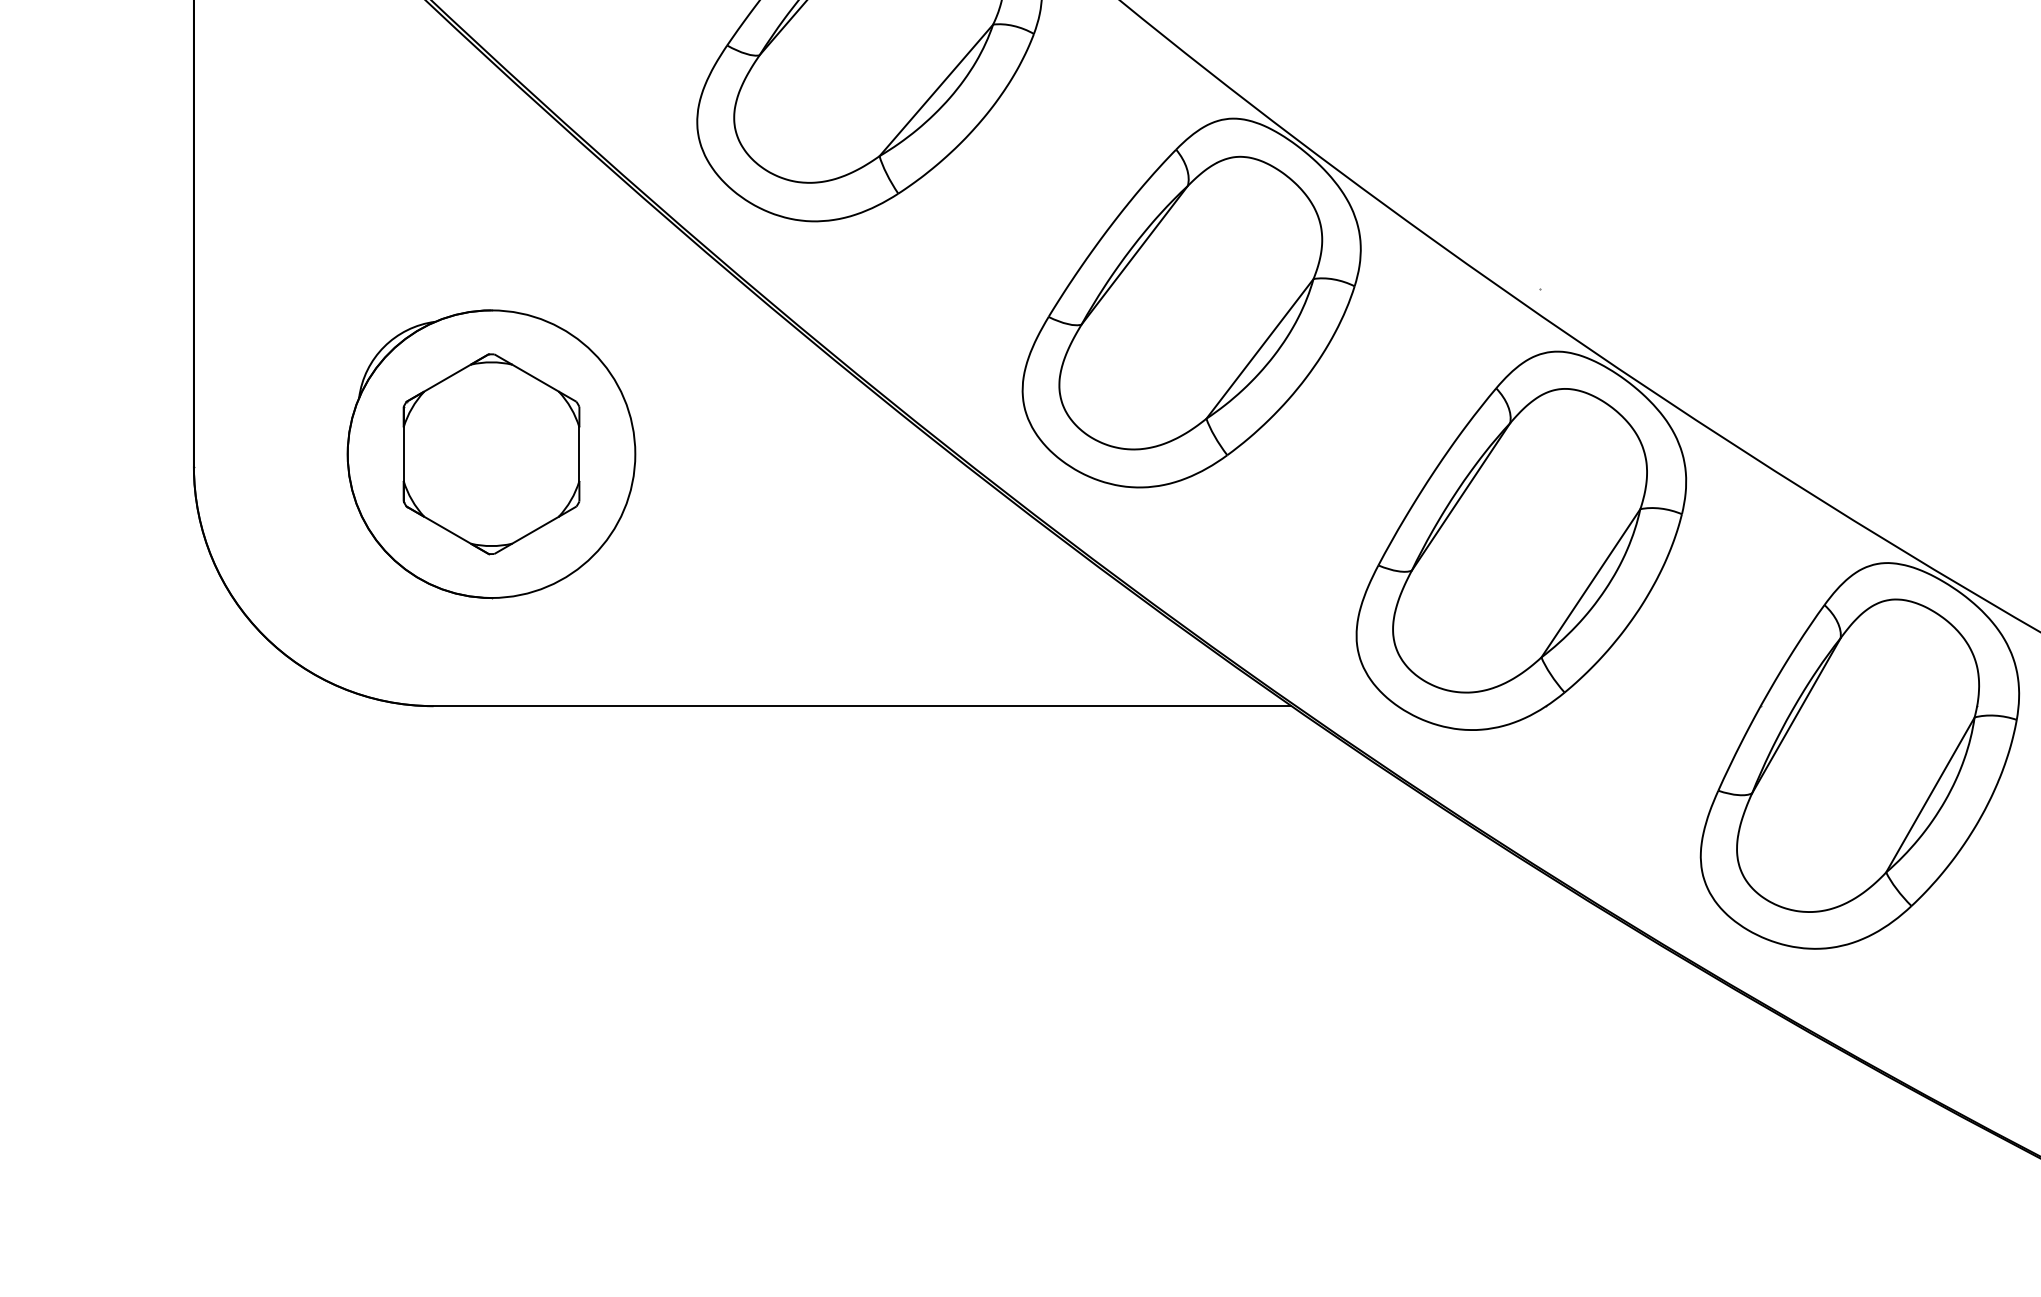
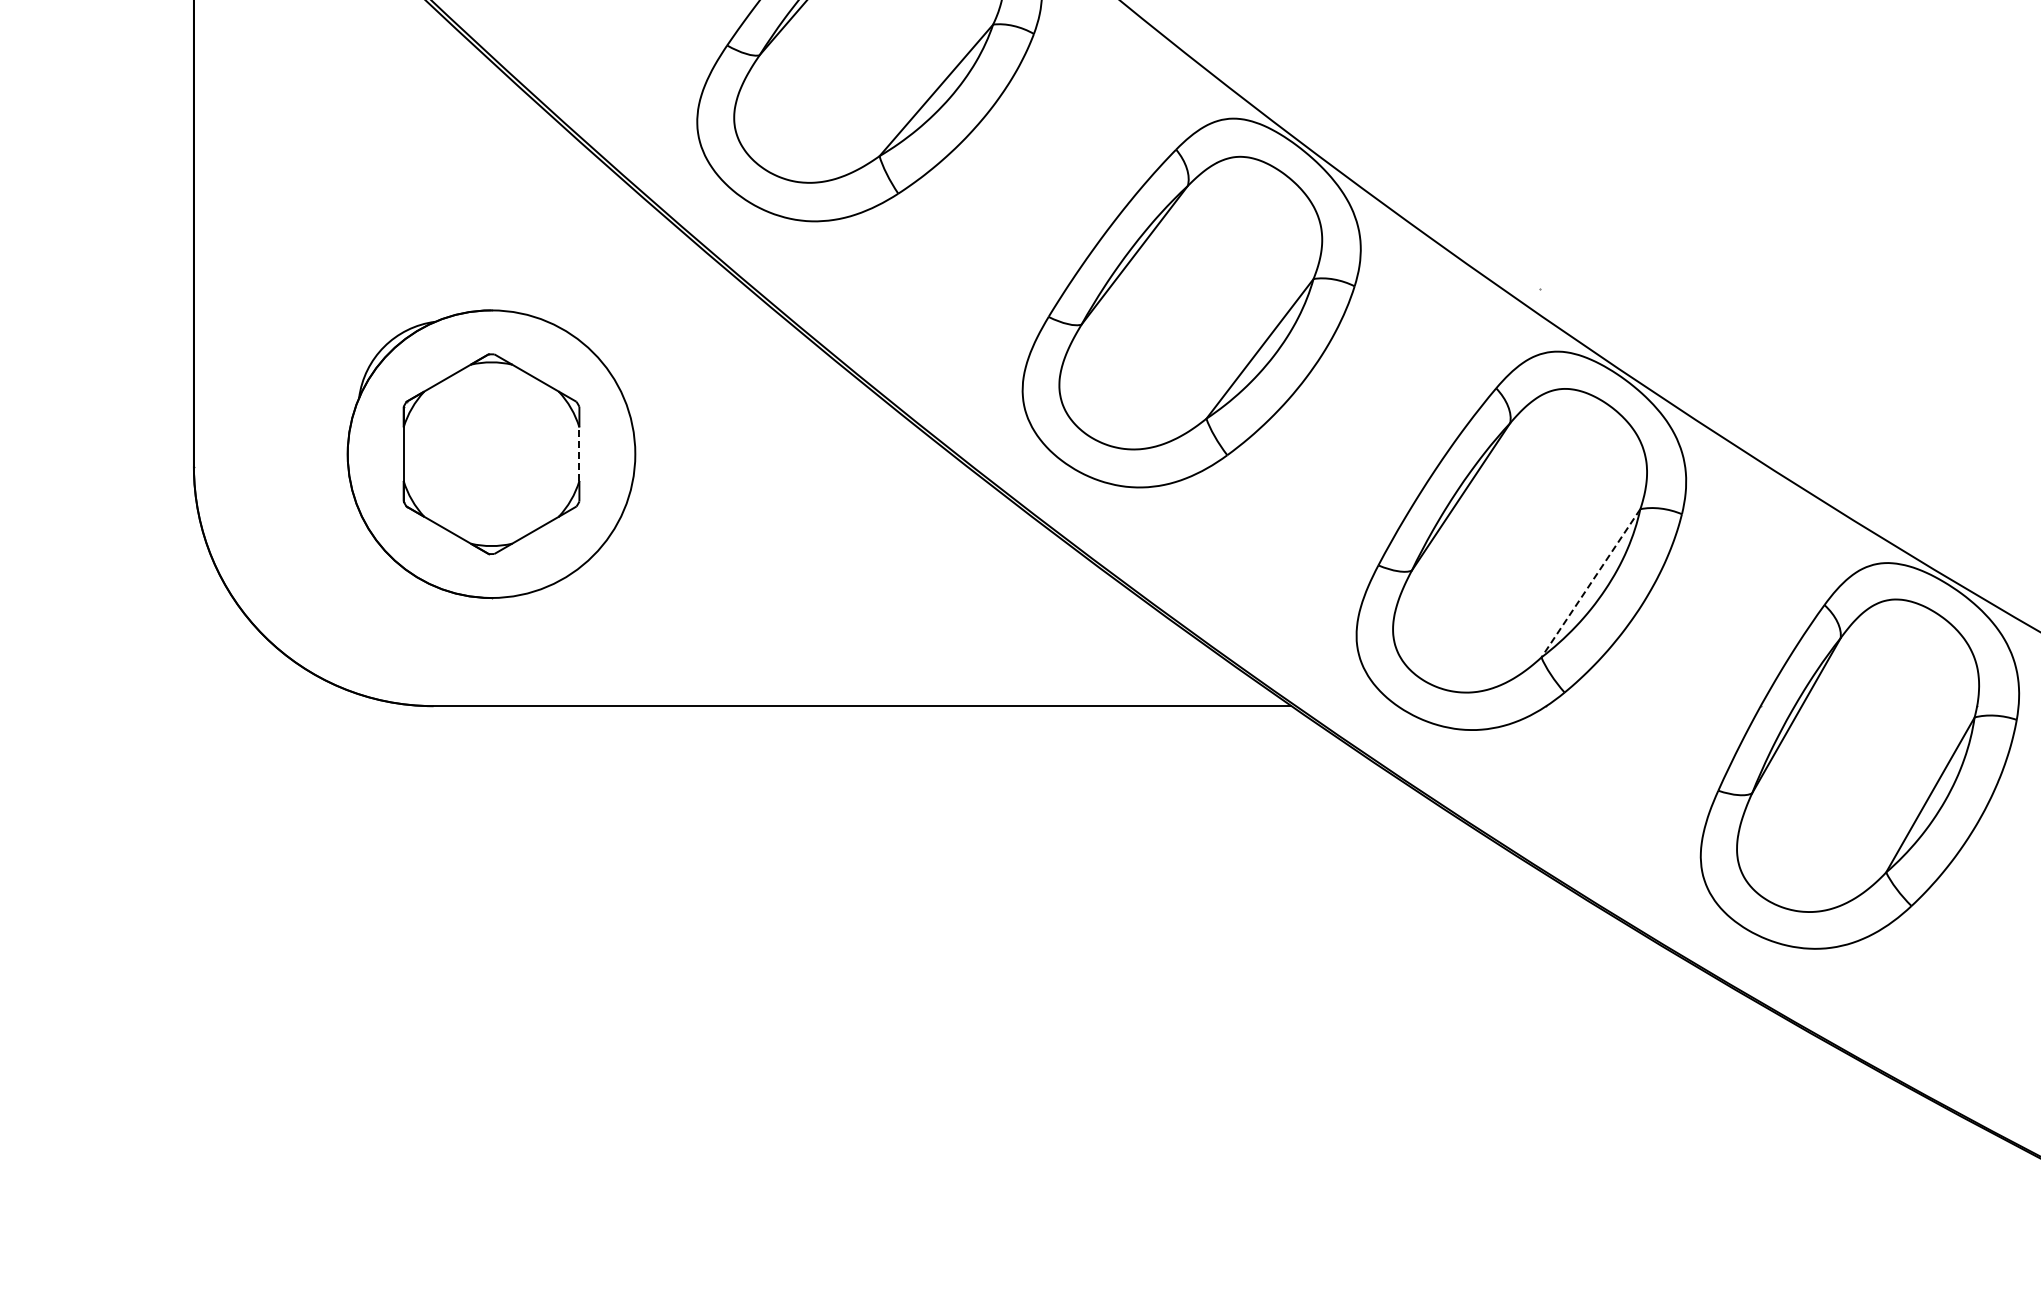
line: solid -> dashed (579, 454)
line: solid -> dashed (1590, 583)
